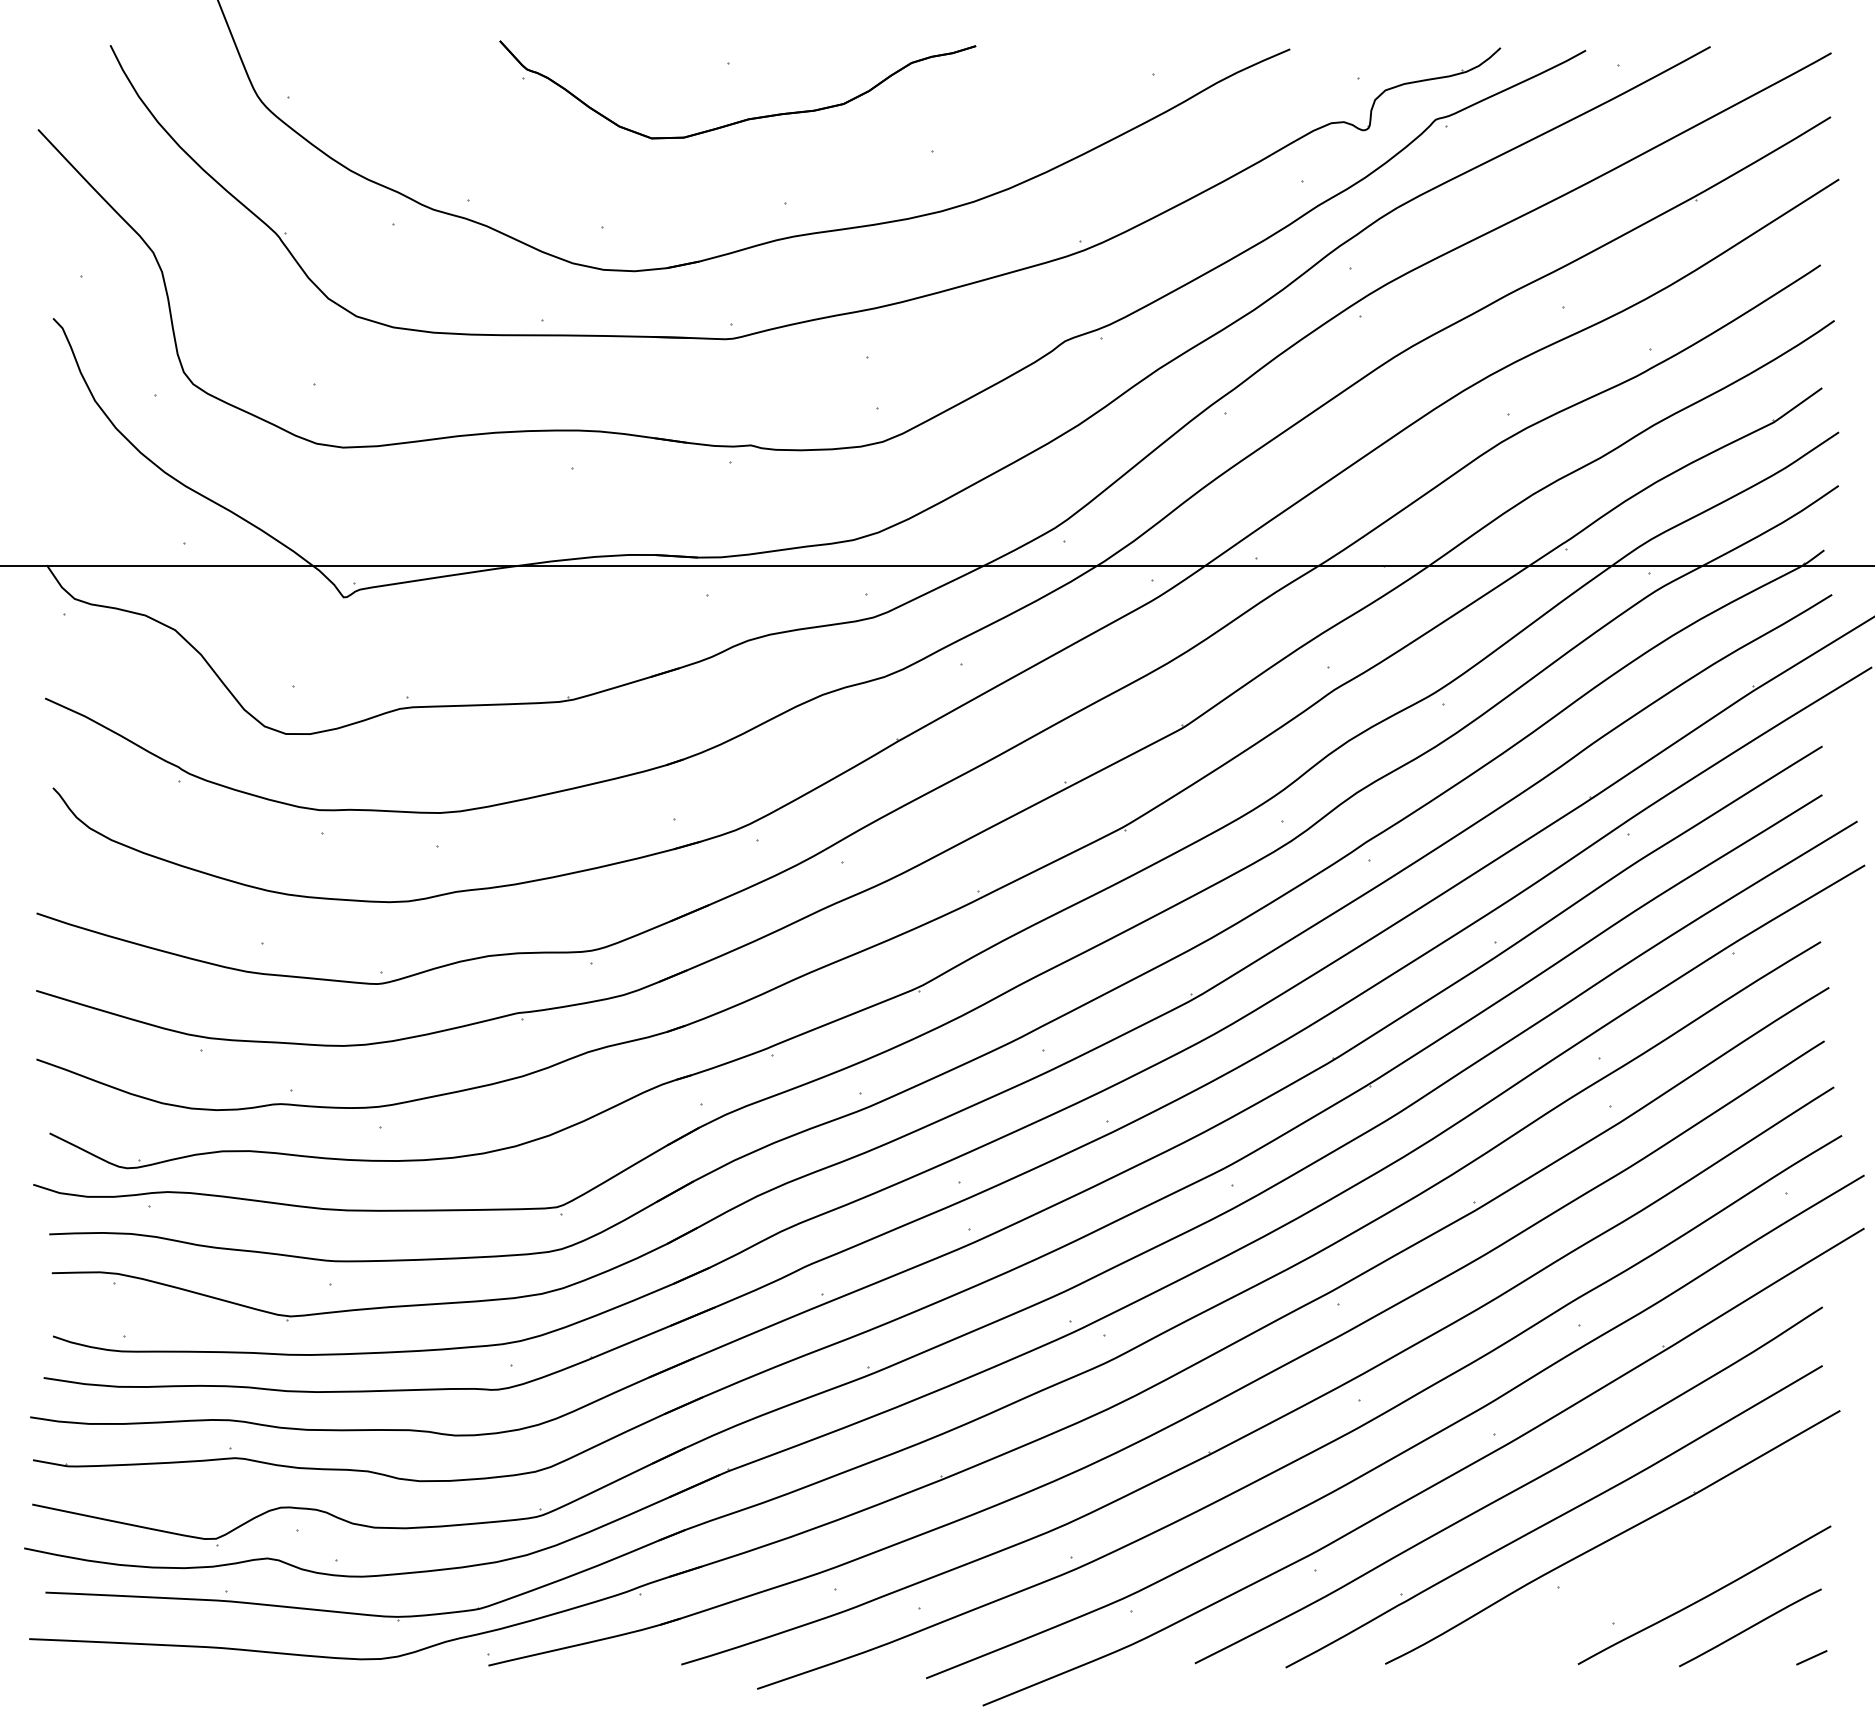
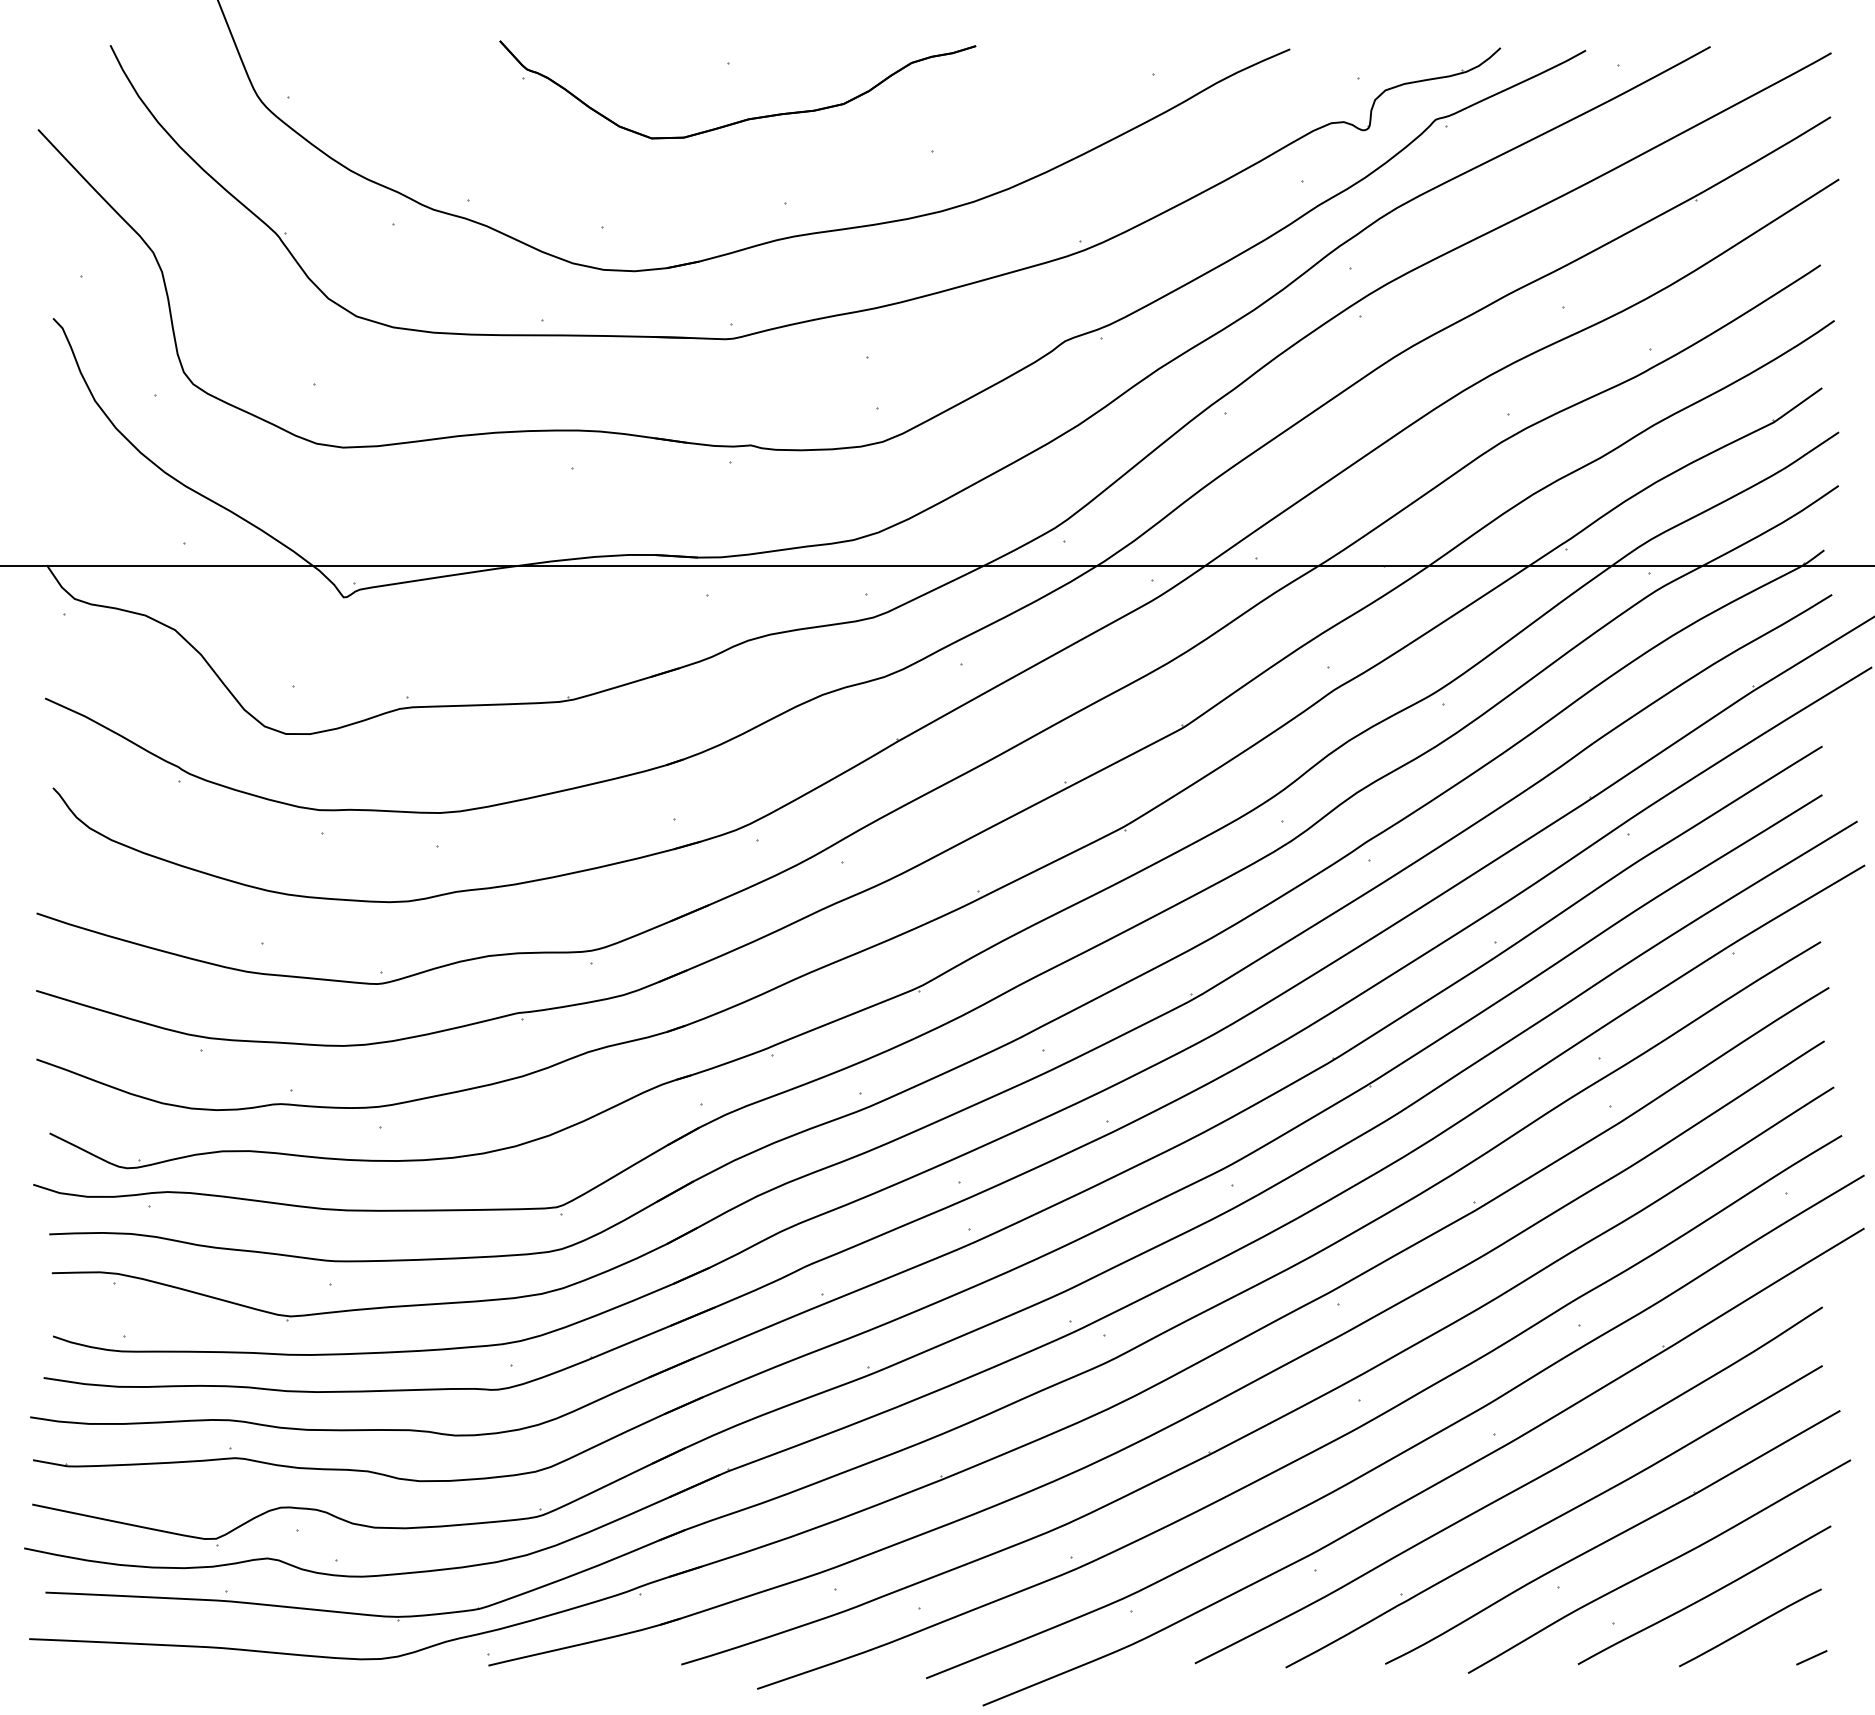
curve: none -> present (1659, 1566)
